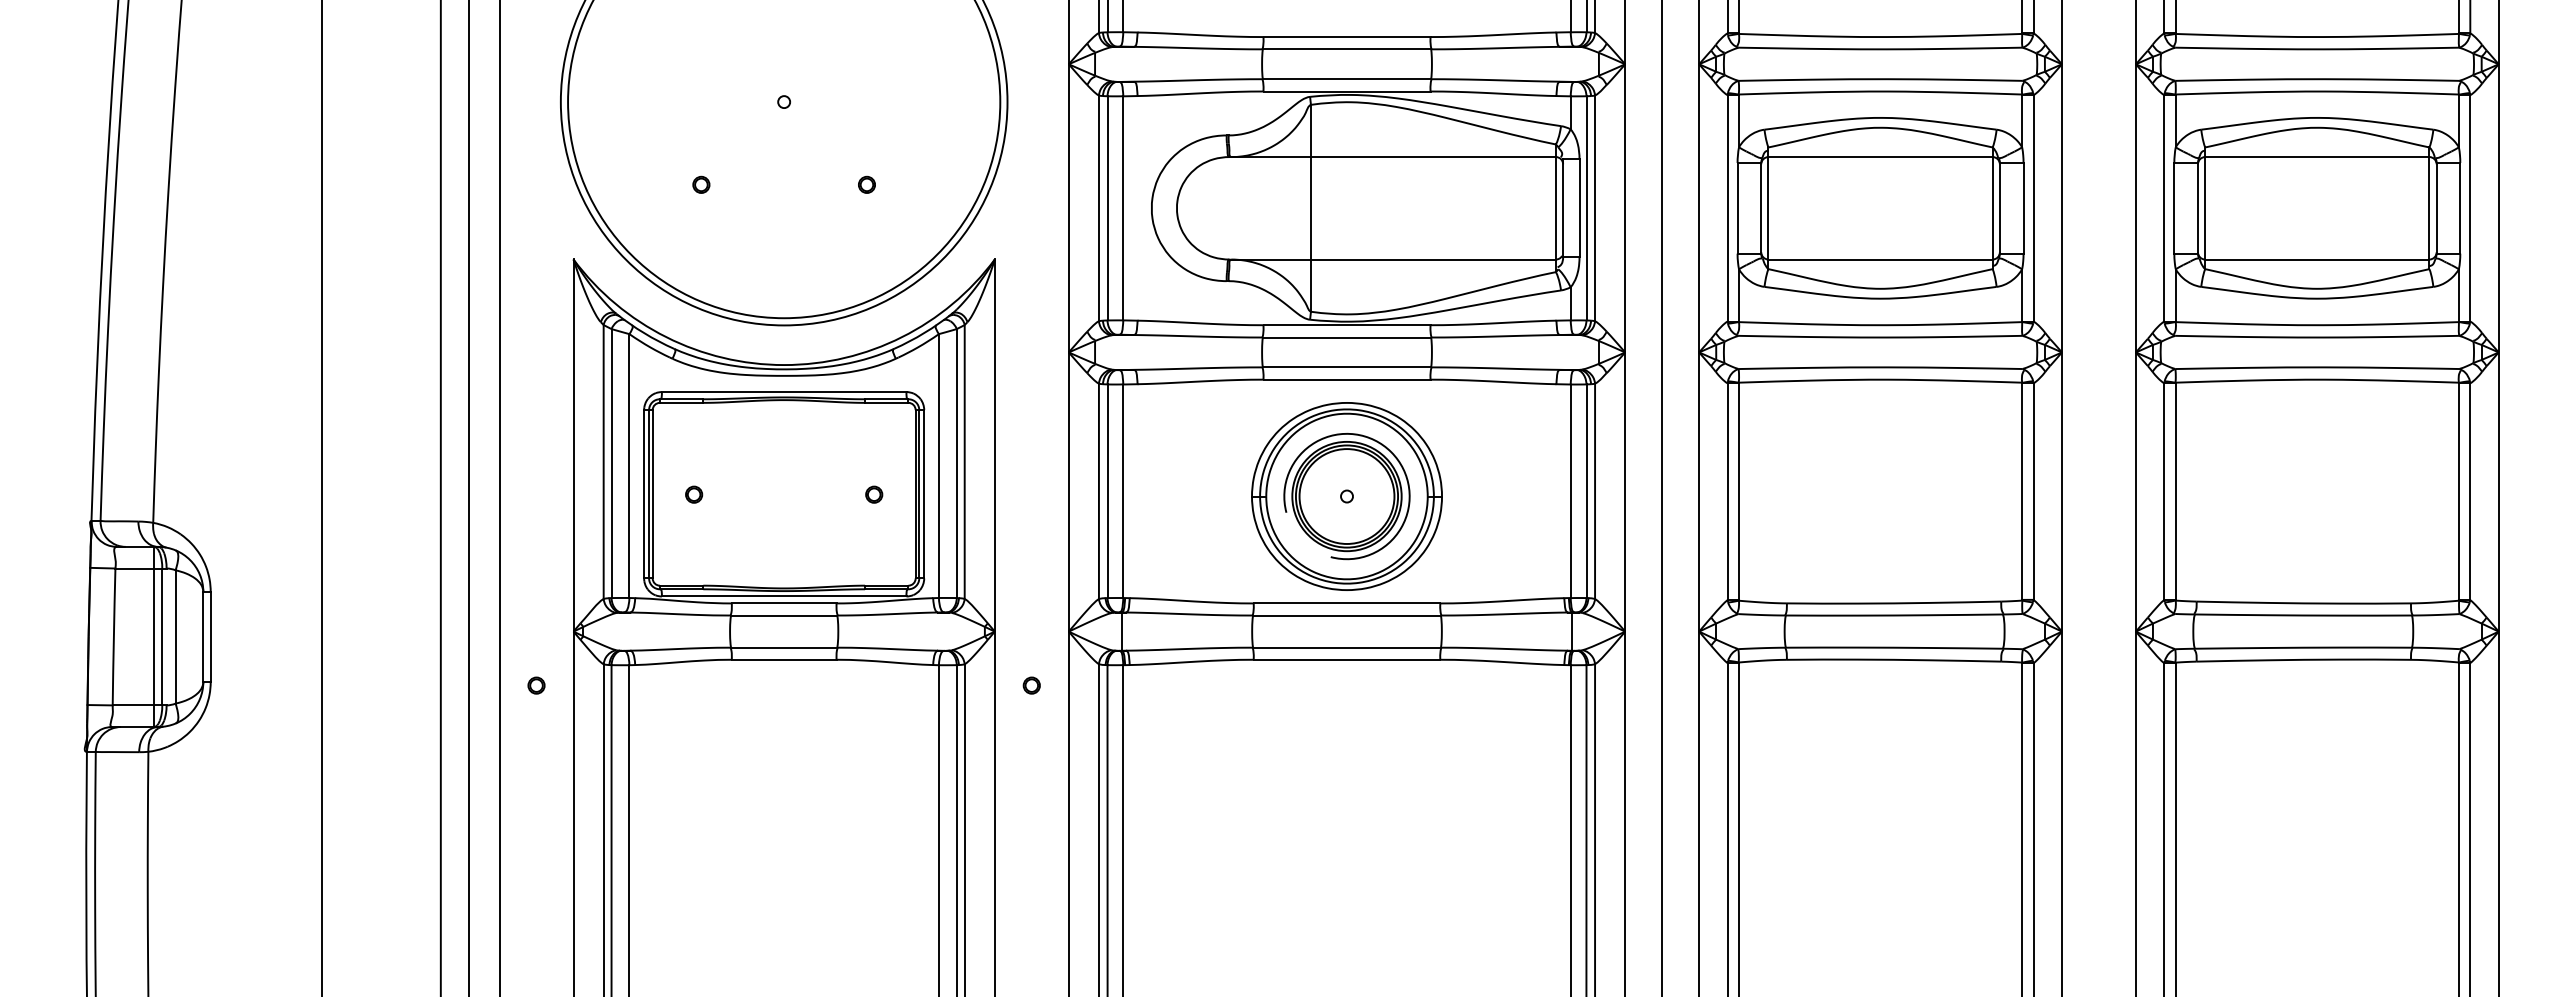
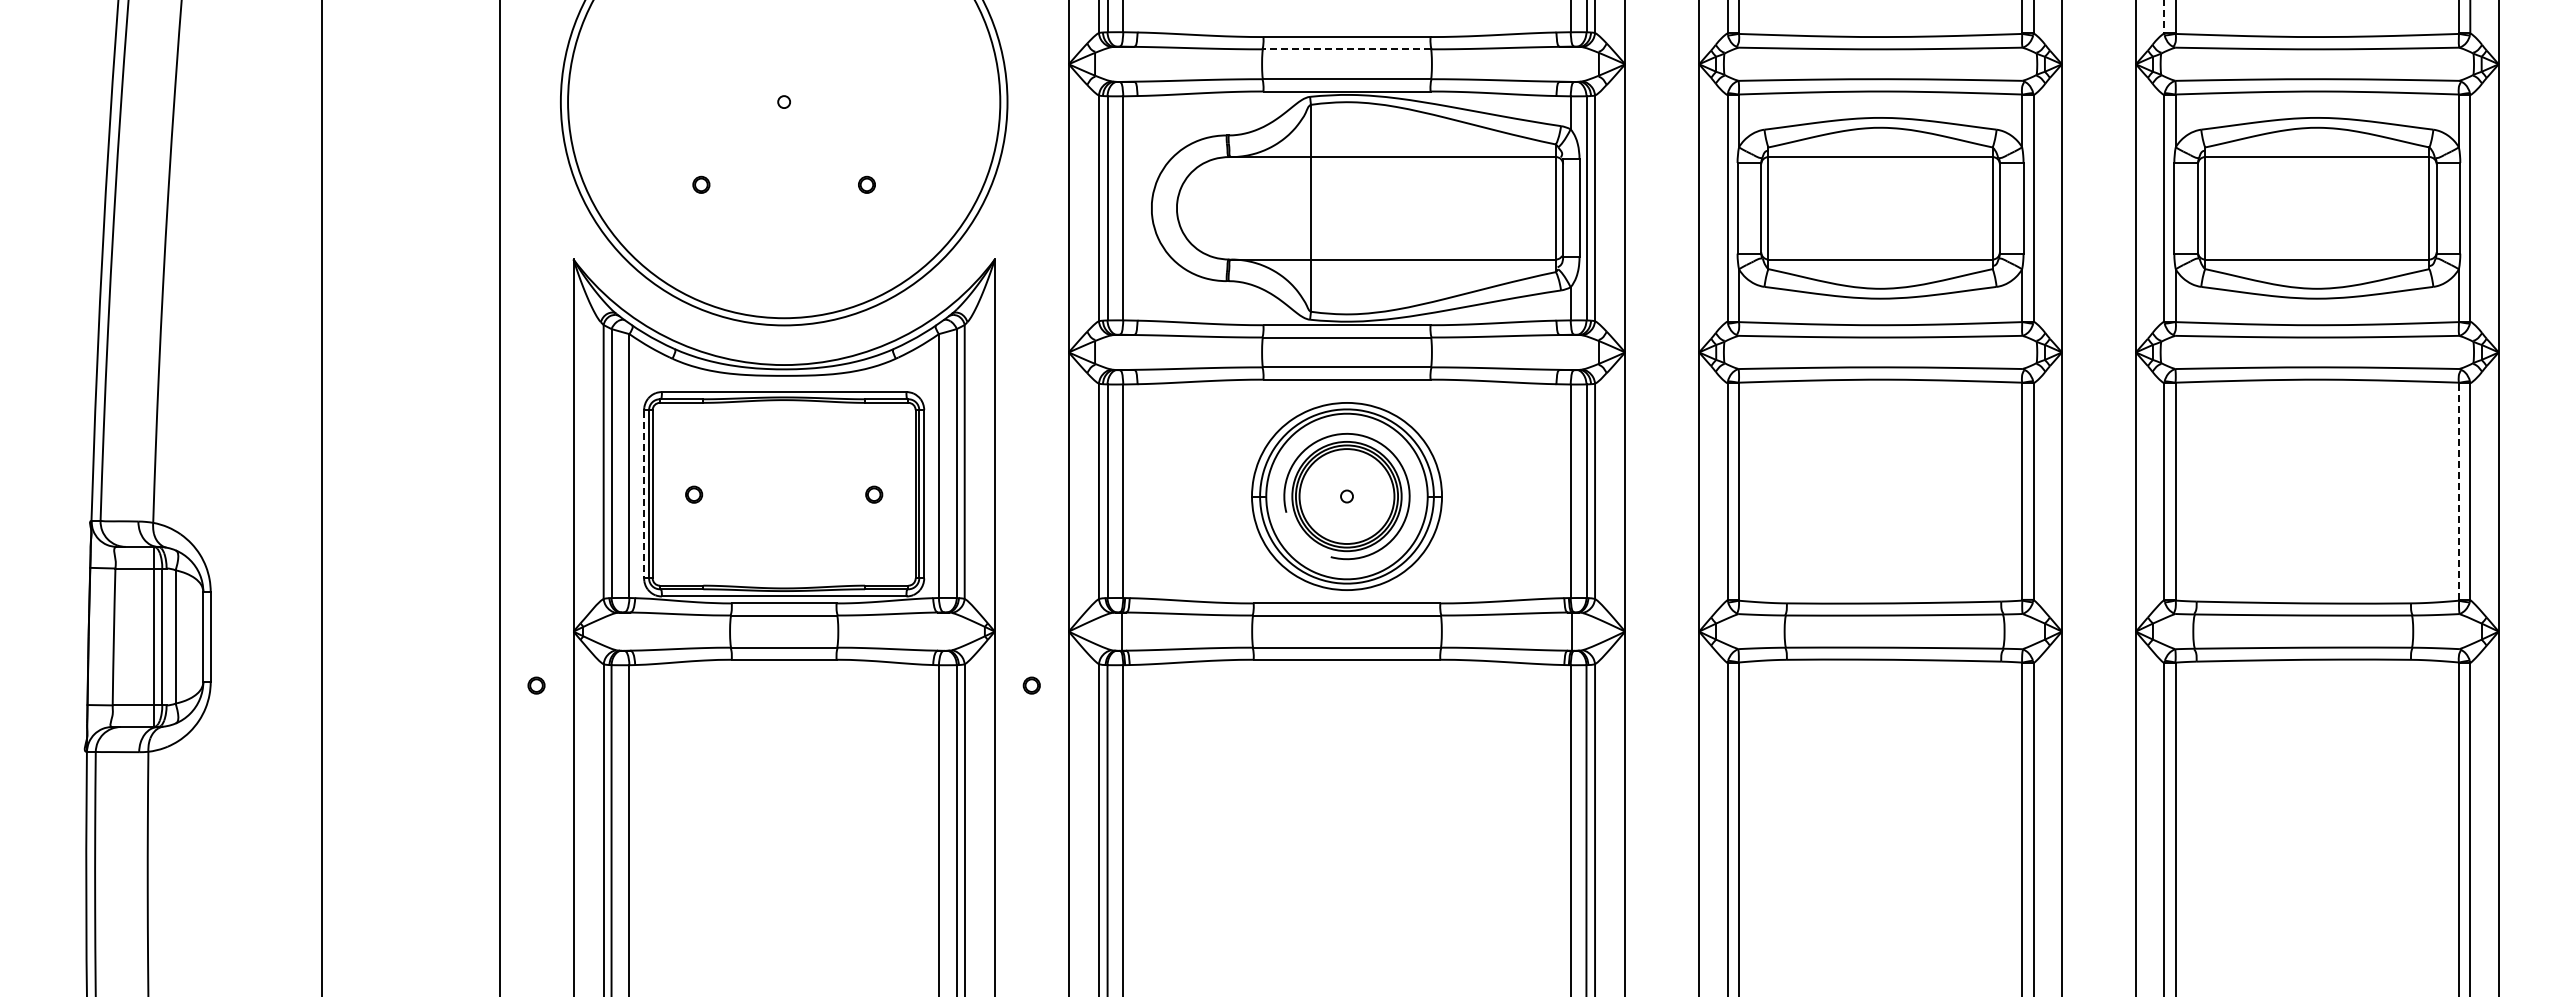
line: solid -> dashed (2164, 17)
line: solid -> dashed (1346, 49)
line: solid -> dashed (2458, 491)
line: solid -> dashed (644, 494)
line: present -> none (440, 497)
line: present -> none (469, 497)
line: present -> none (1662, 497)
